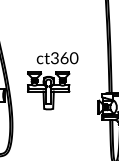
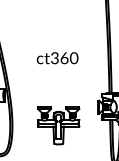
part position: (48, 90) -> (58, 125) (58, 125)
